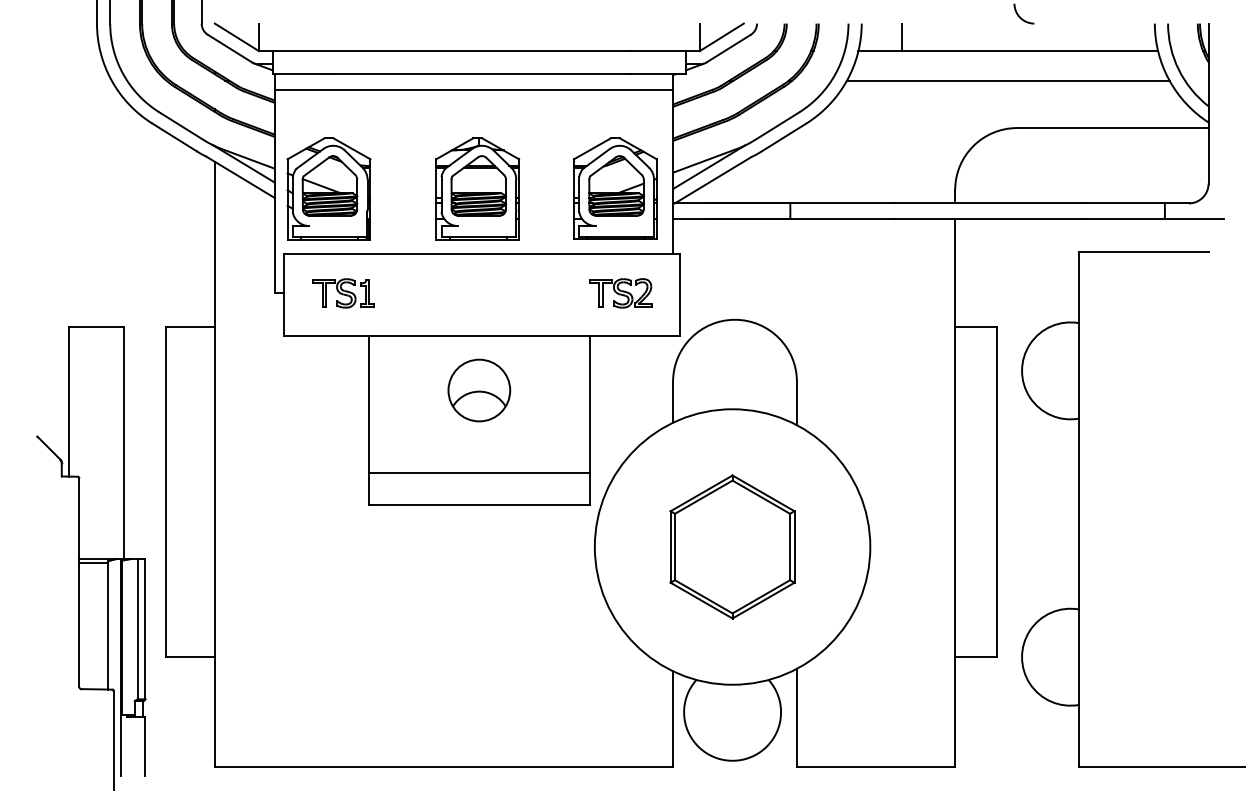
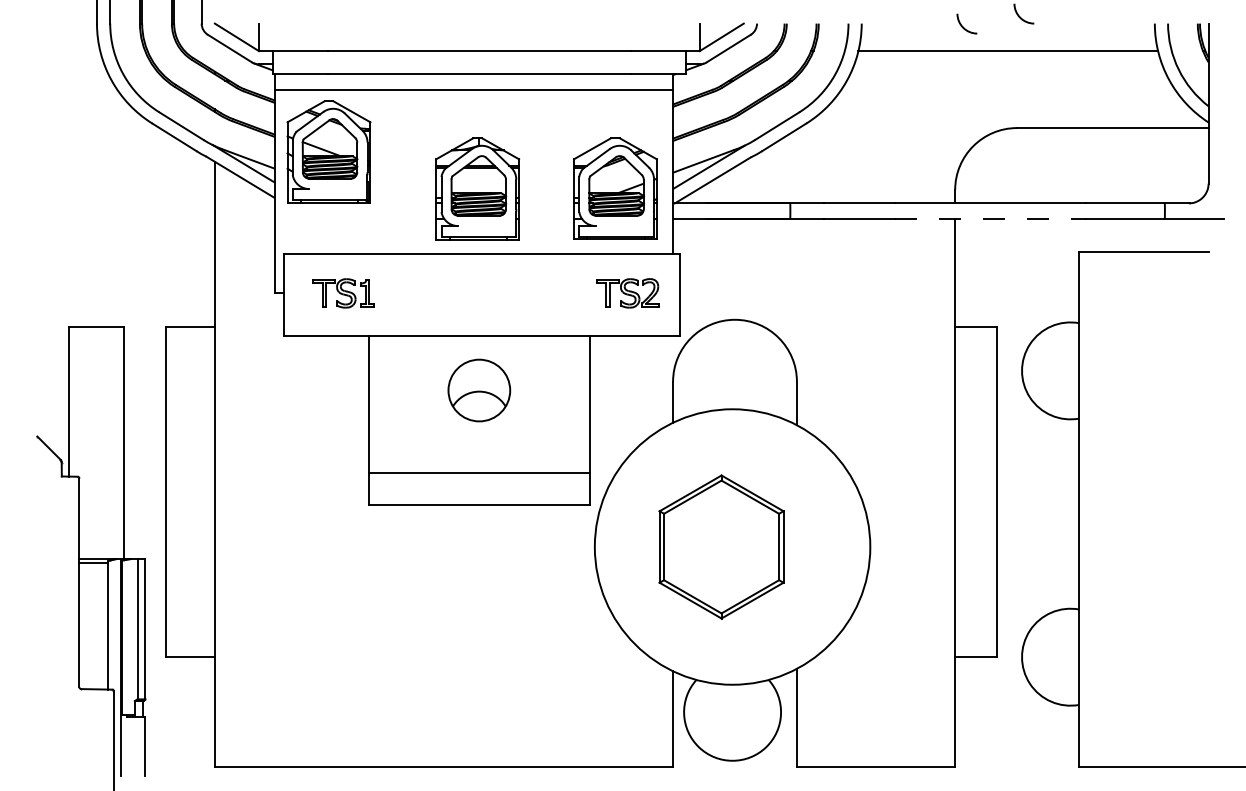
arc: none -> present (963, 26)
line: present -> none (901, 37)
line: present -> none (1007, 80)
part position: (328, 188) -> (328, 151) (328, 151)
line: solid -> dashed (990, 218)
part position: (620, 293) -> (627, 293) (627, 293)
part position: (732, 546) -> (721, 546) (721, 546)
